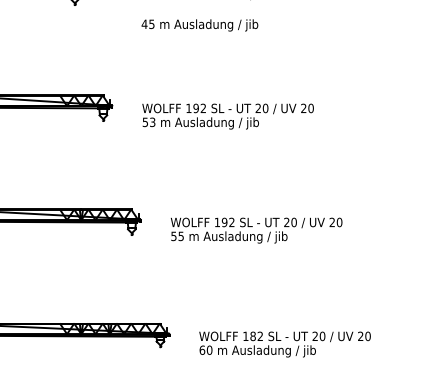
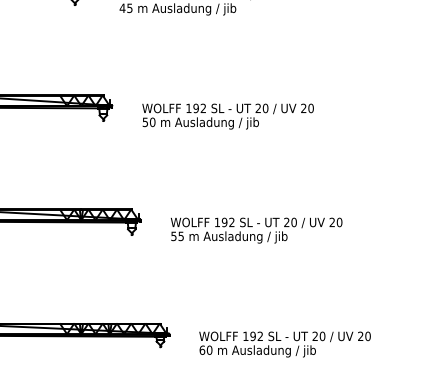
text position: (199, 25) -> (177, 9) (177, 9)
text: 53 -> 50 (152, 122)
text: 182 -> 192 (252, 336)
